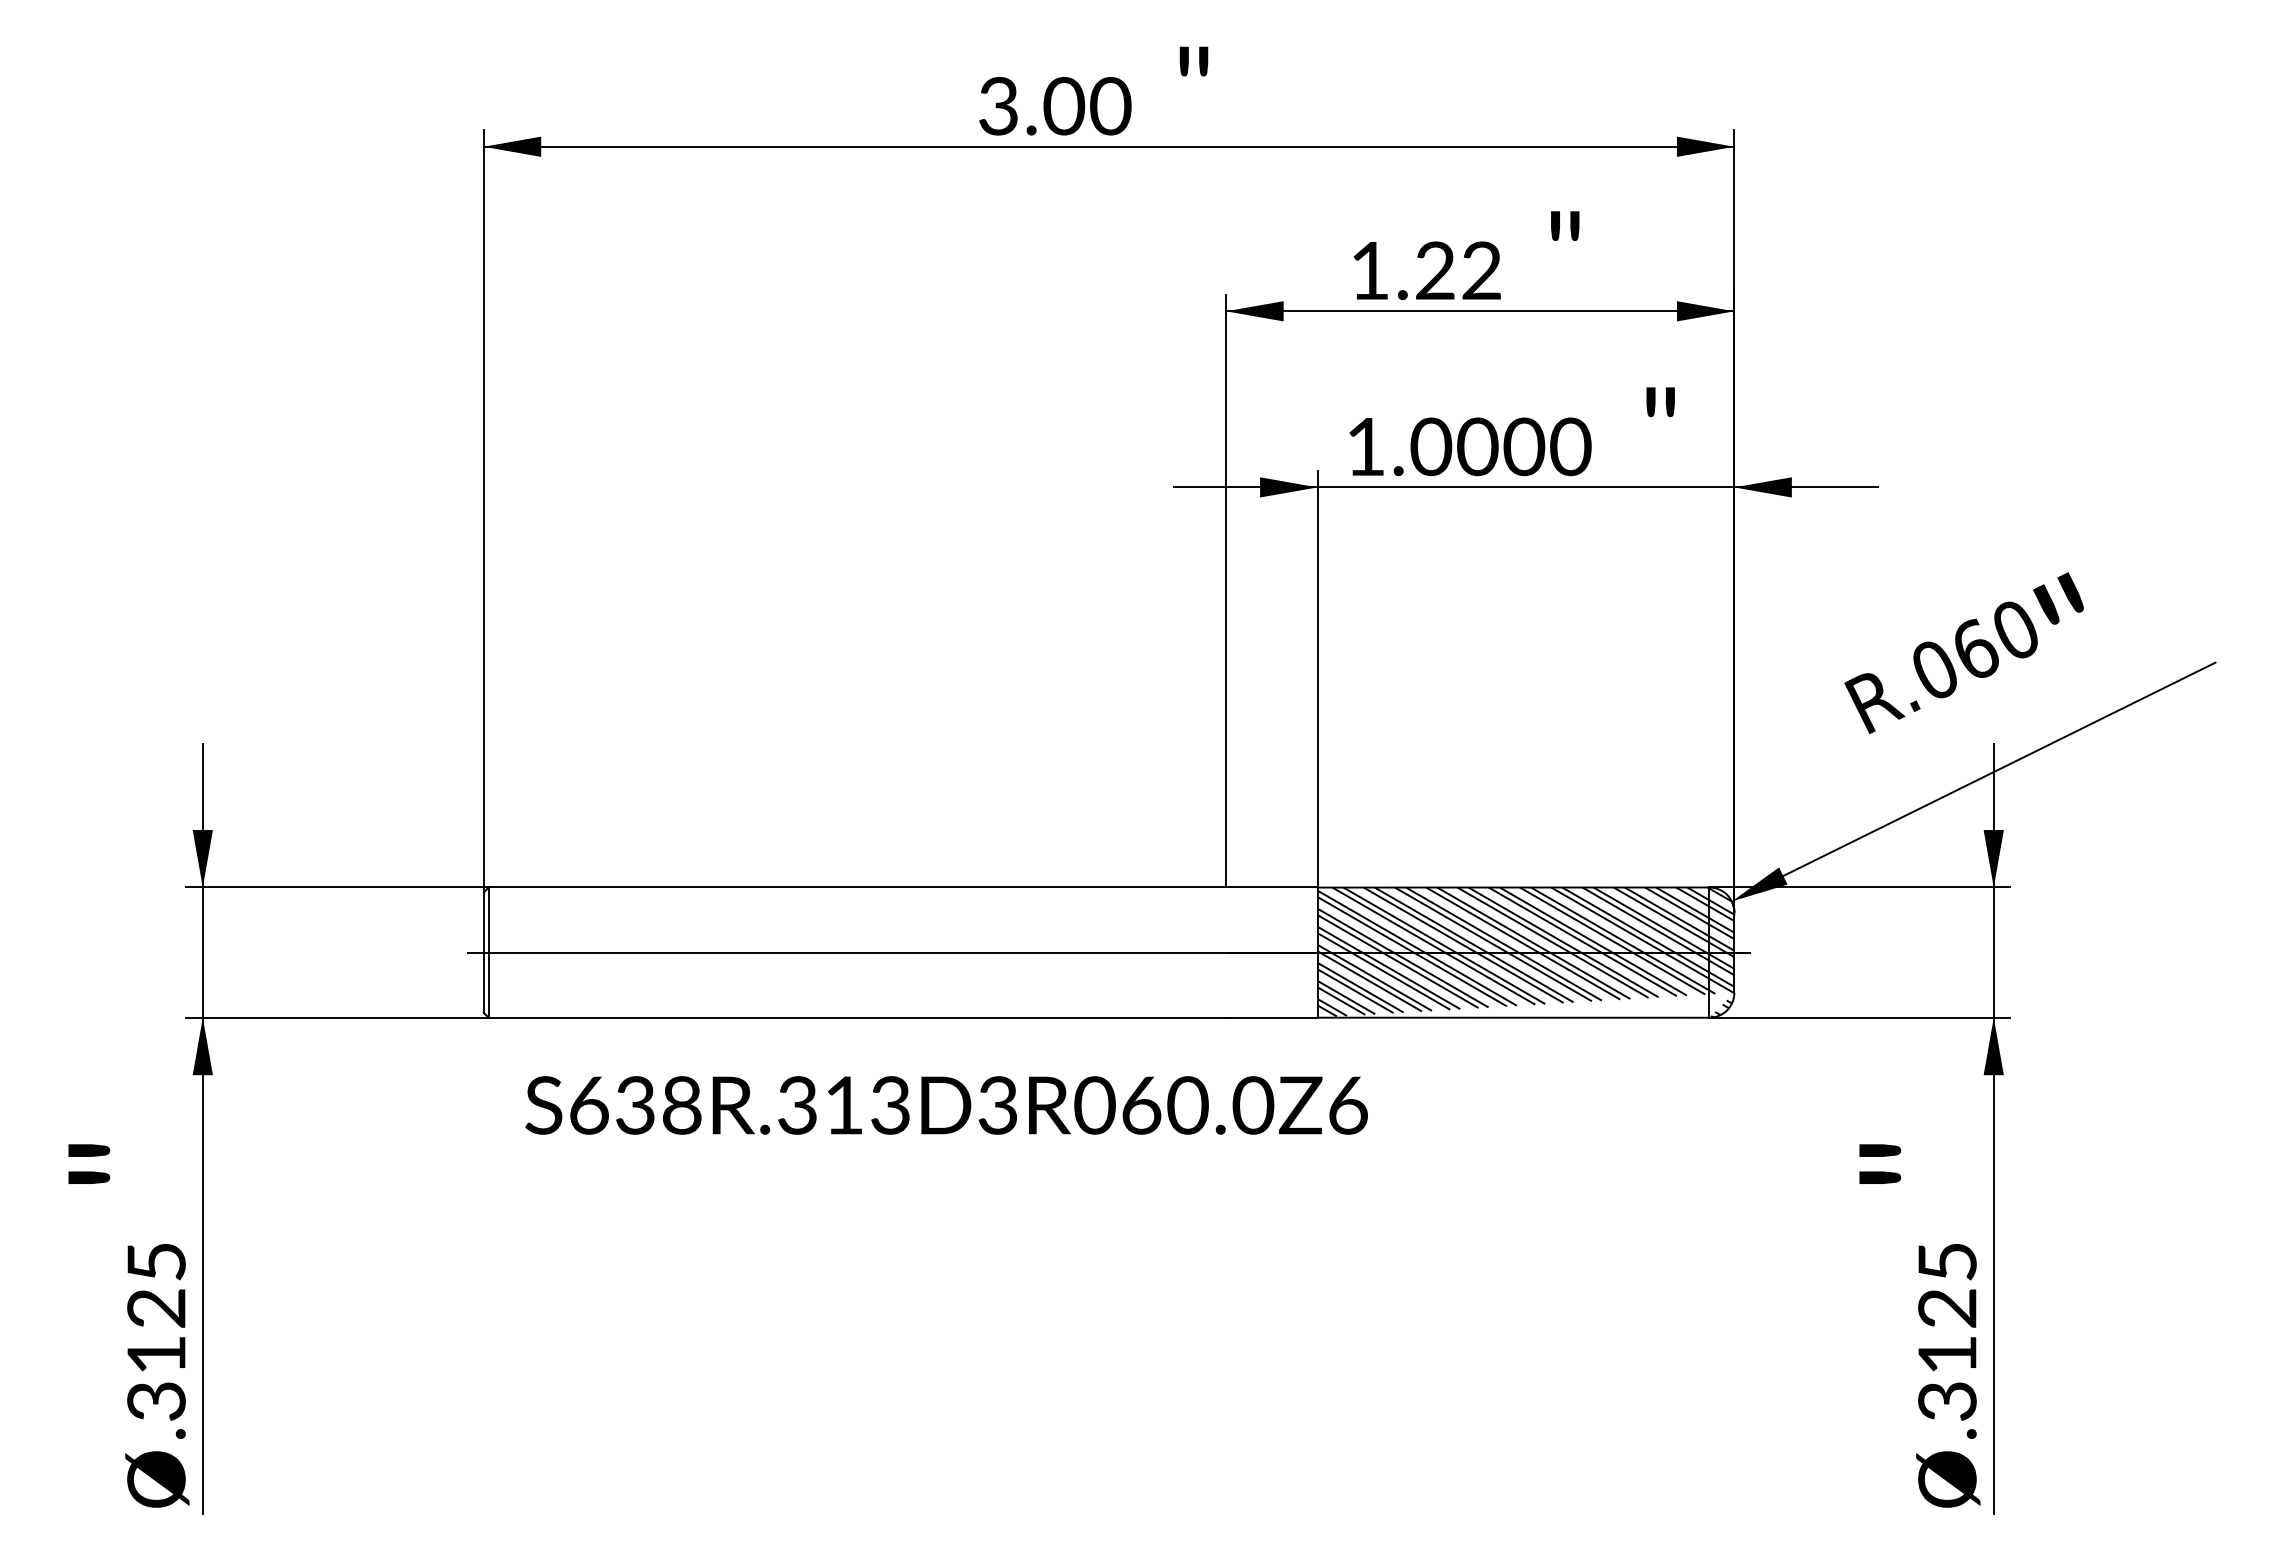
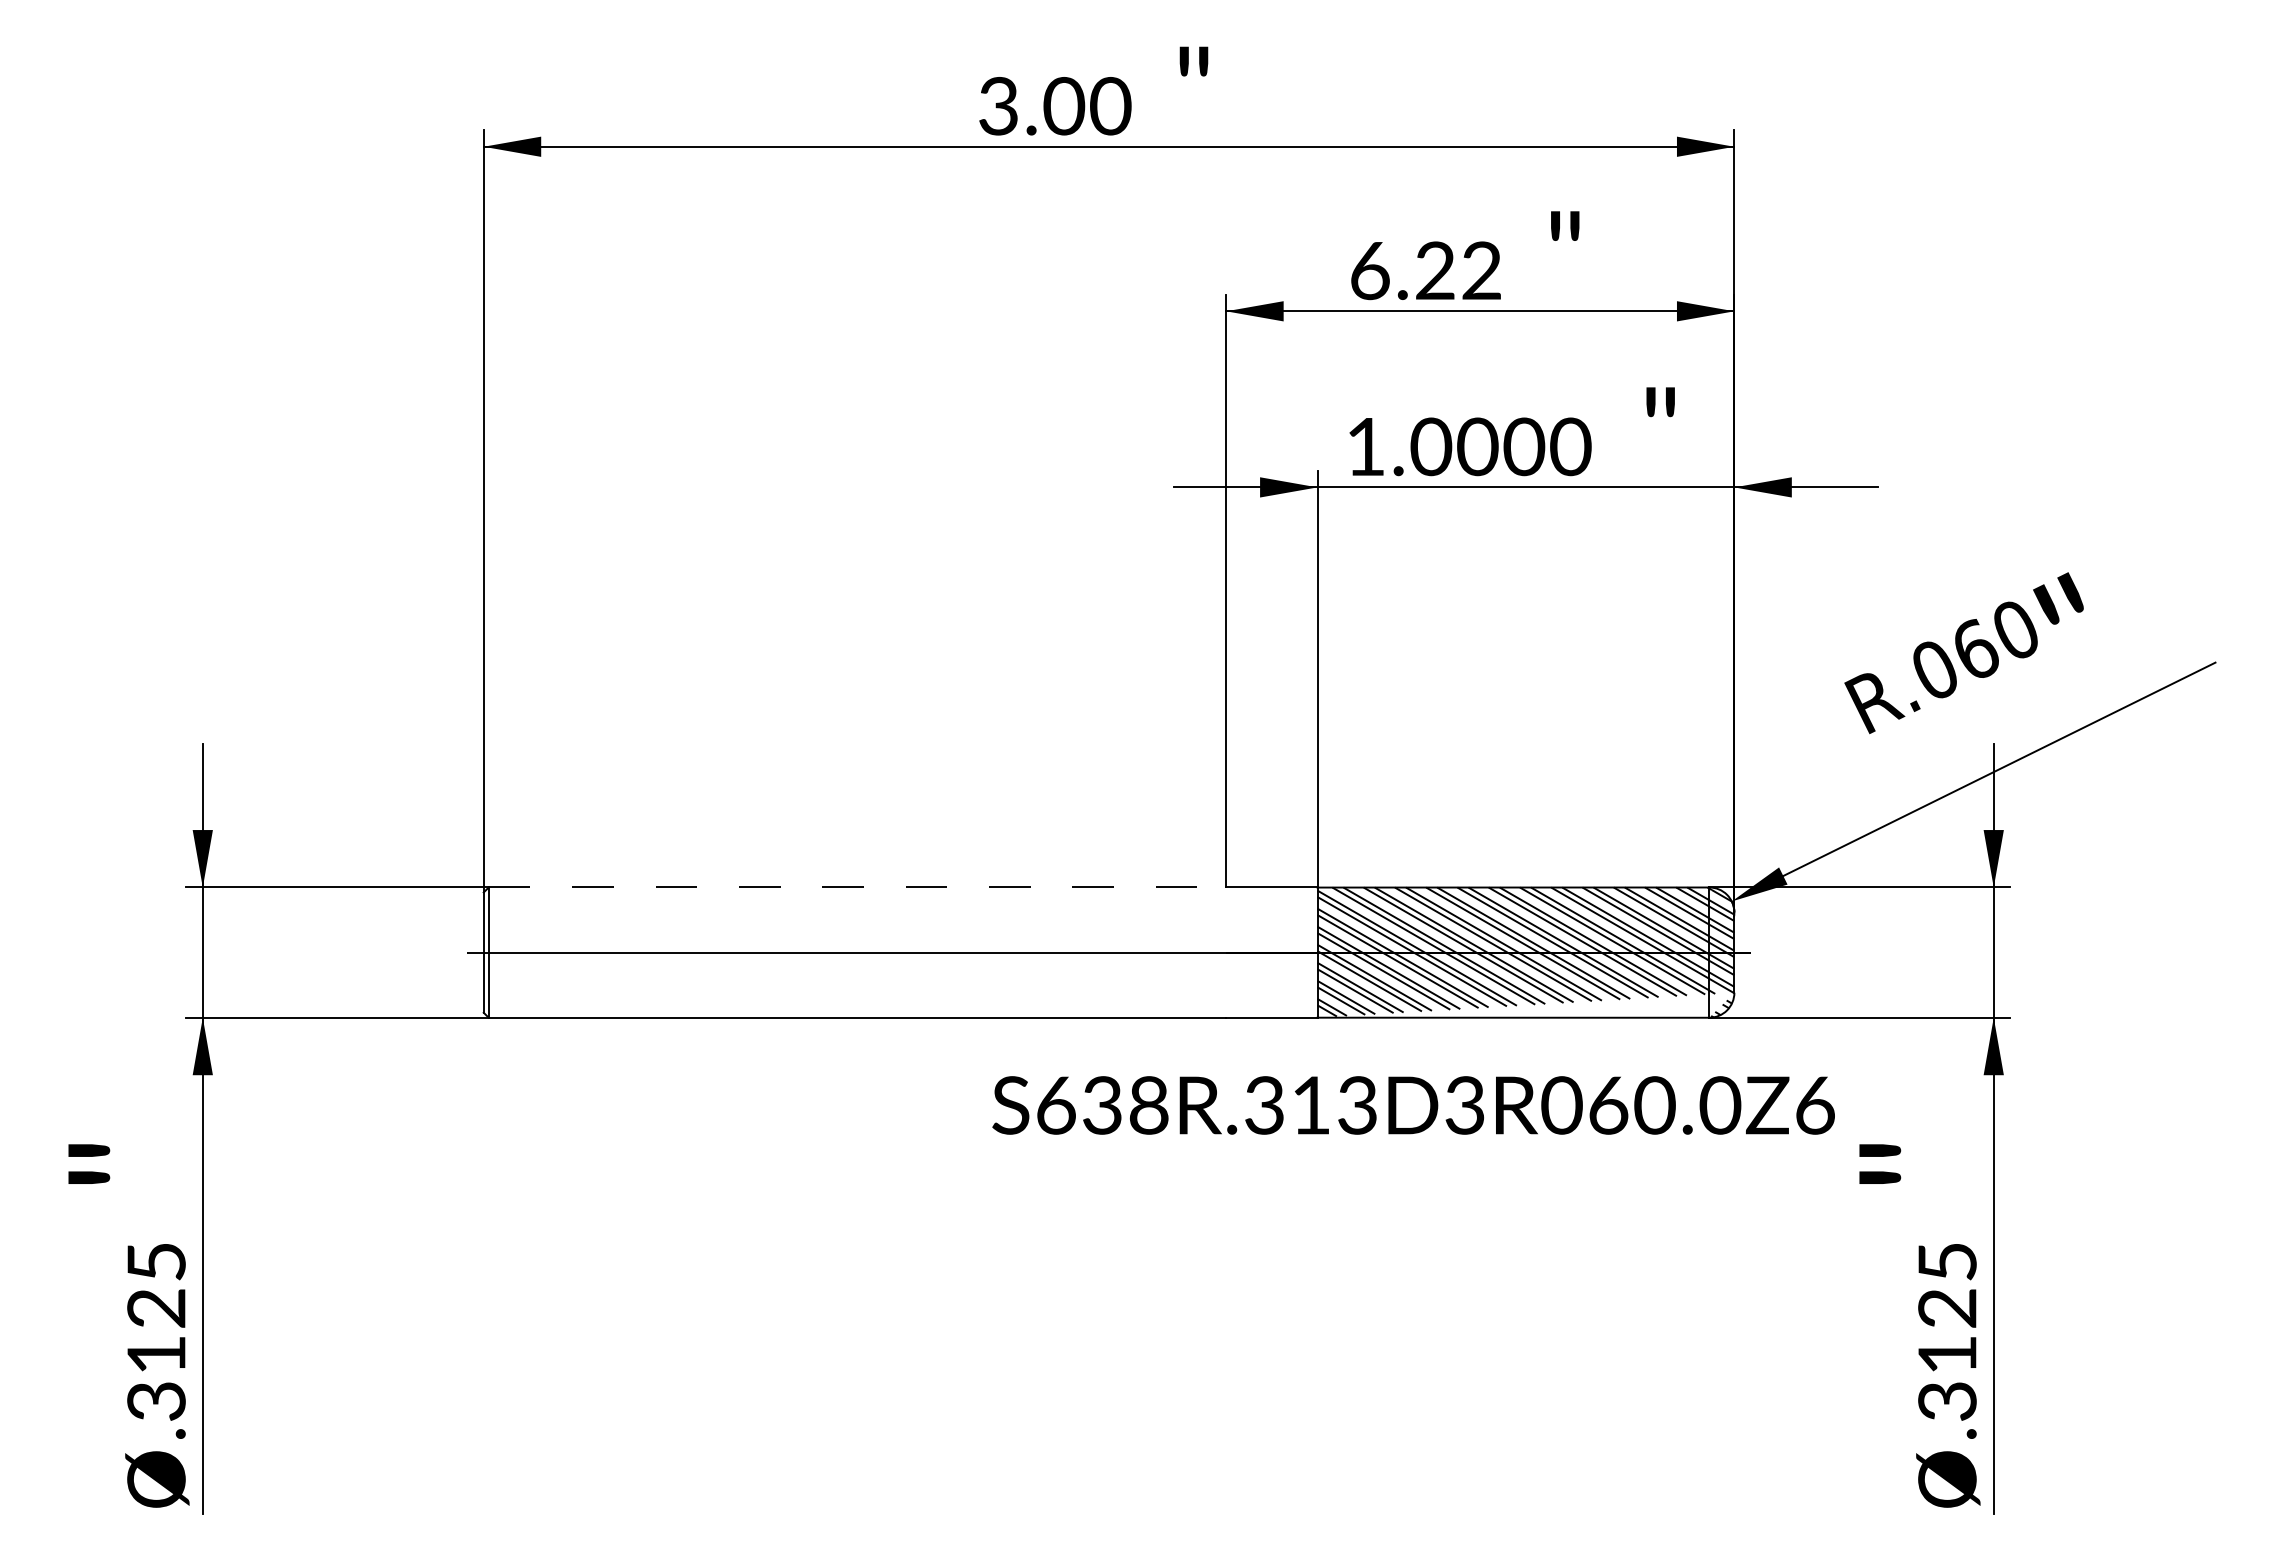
text: 1.22 -> 6.22 (1370, 271)
line: solid -> dashed (857, 887)
text position: (946, 1105) -> (1413, 1105) (1413, 1105)
